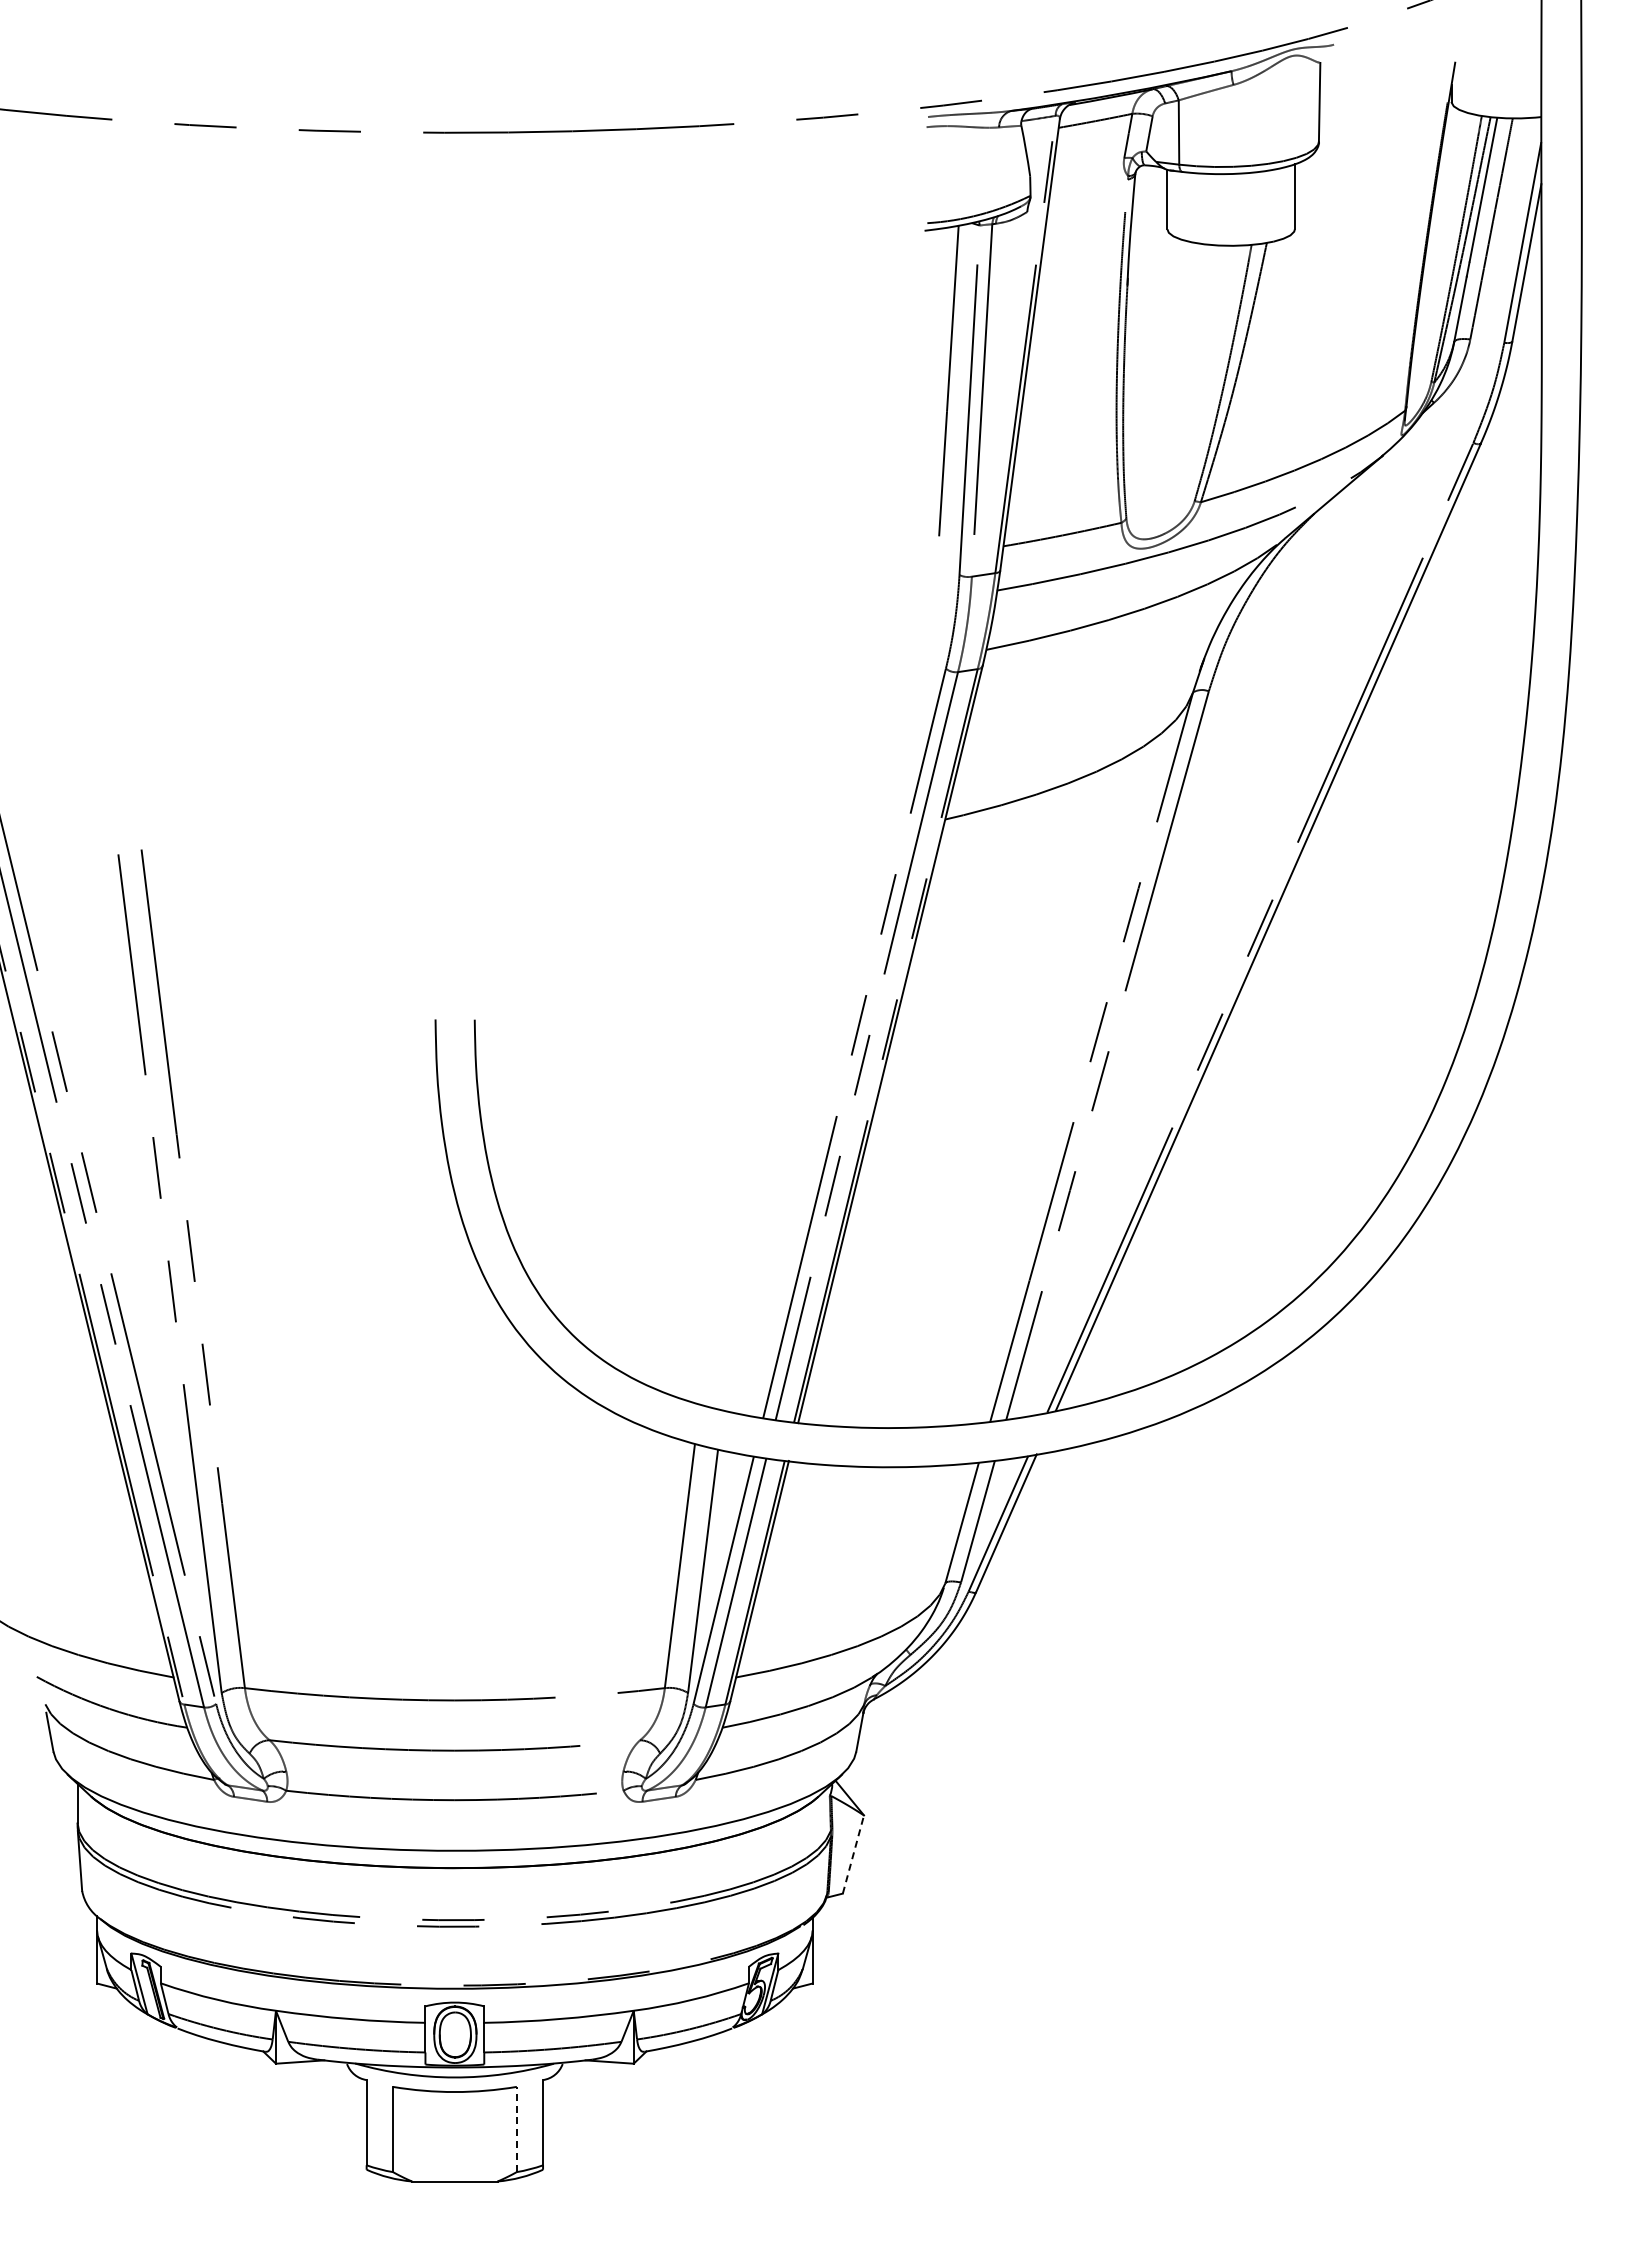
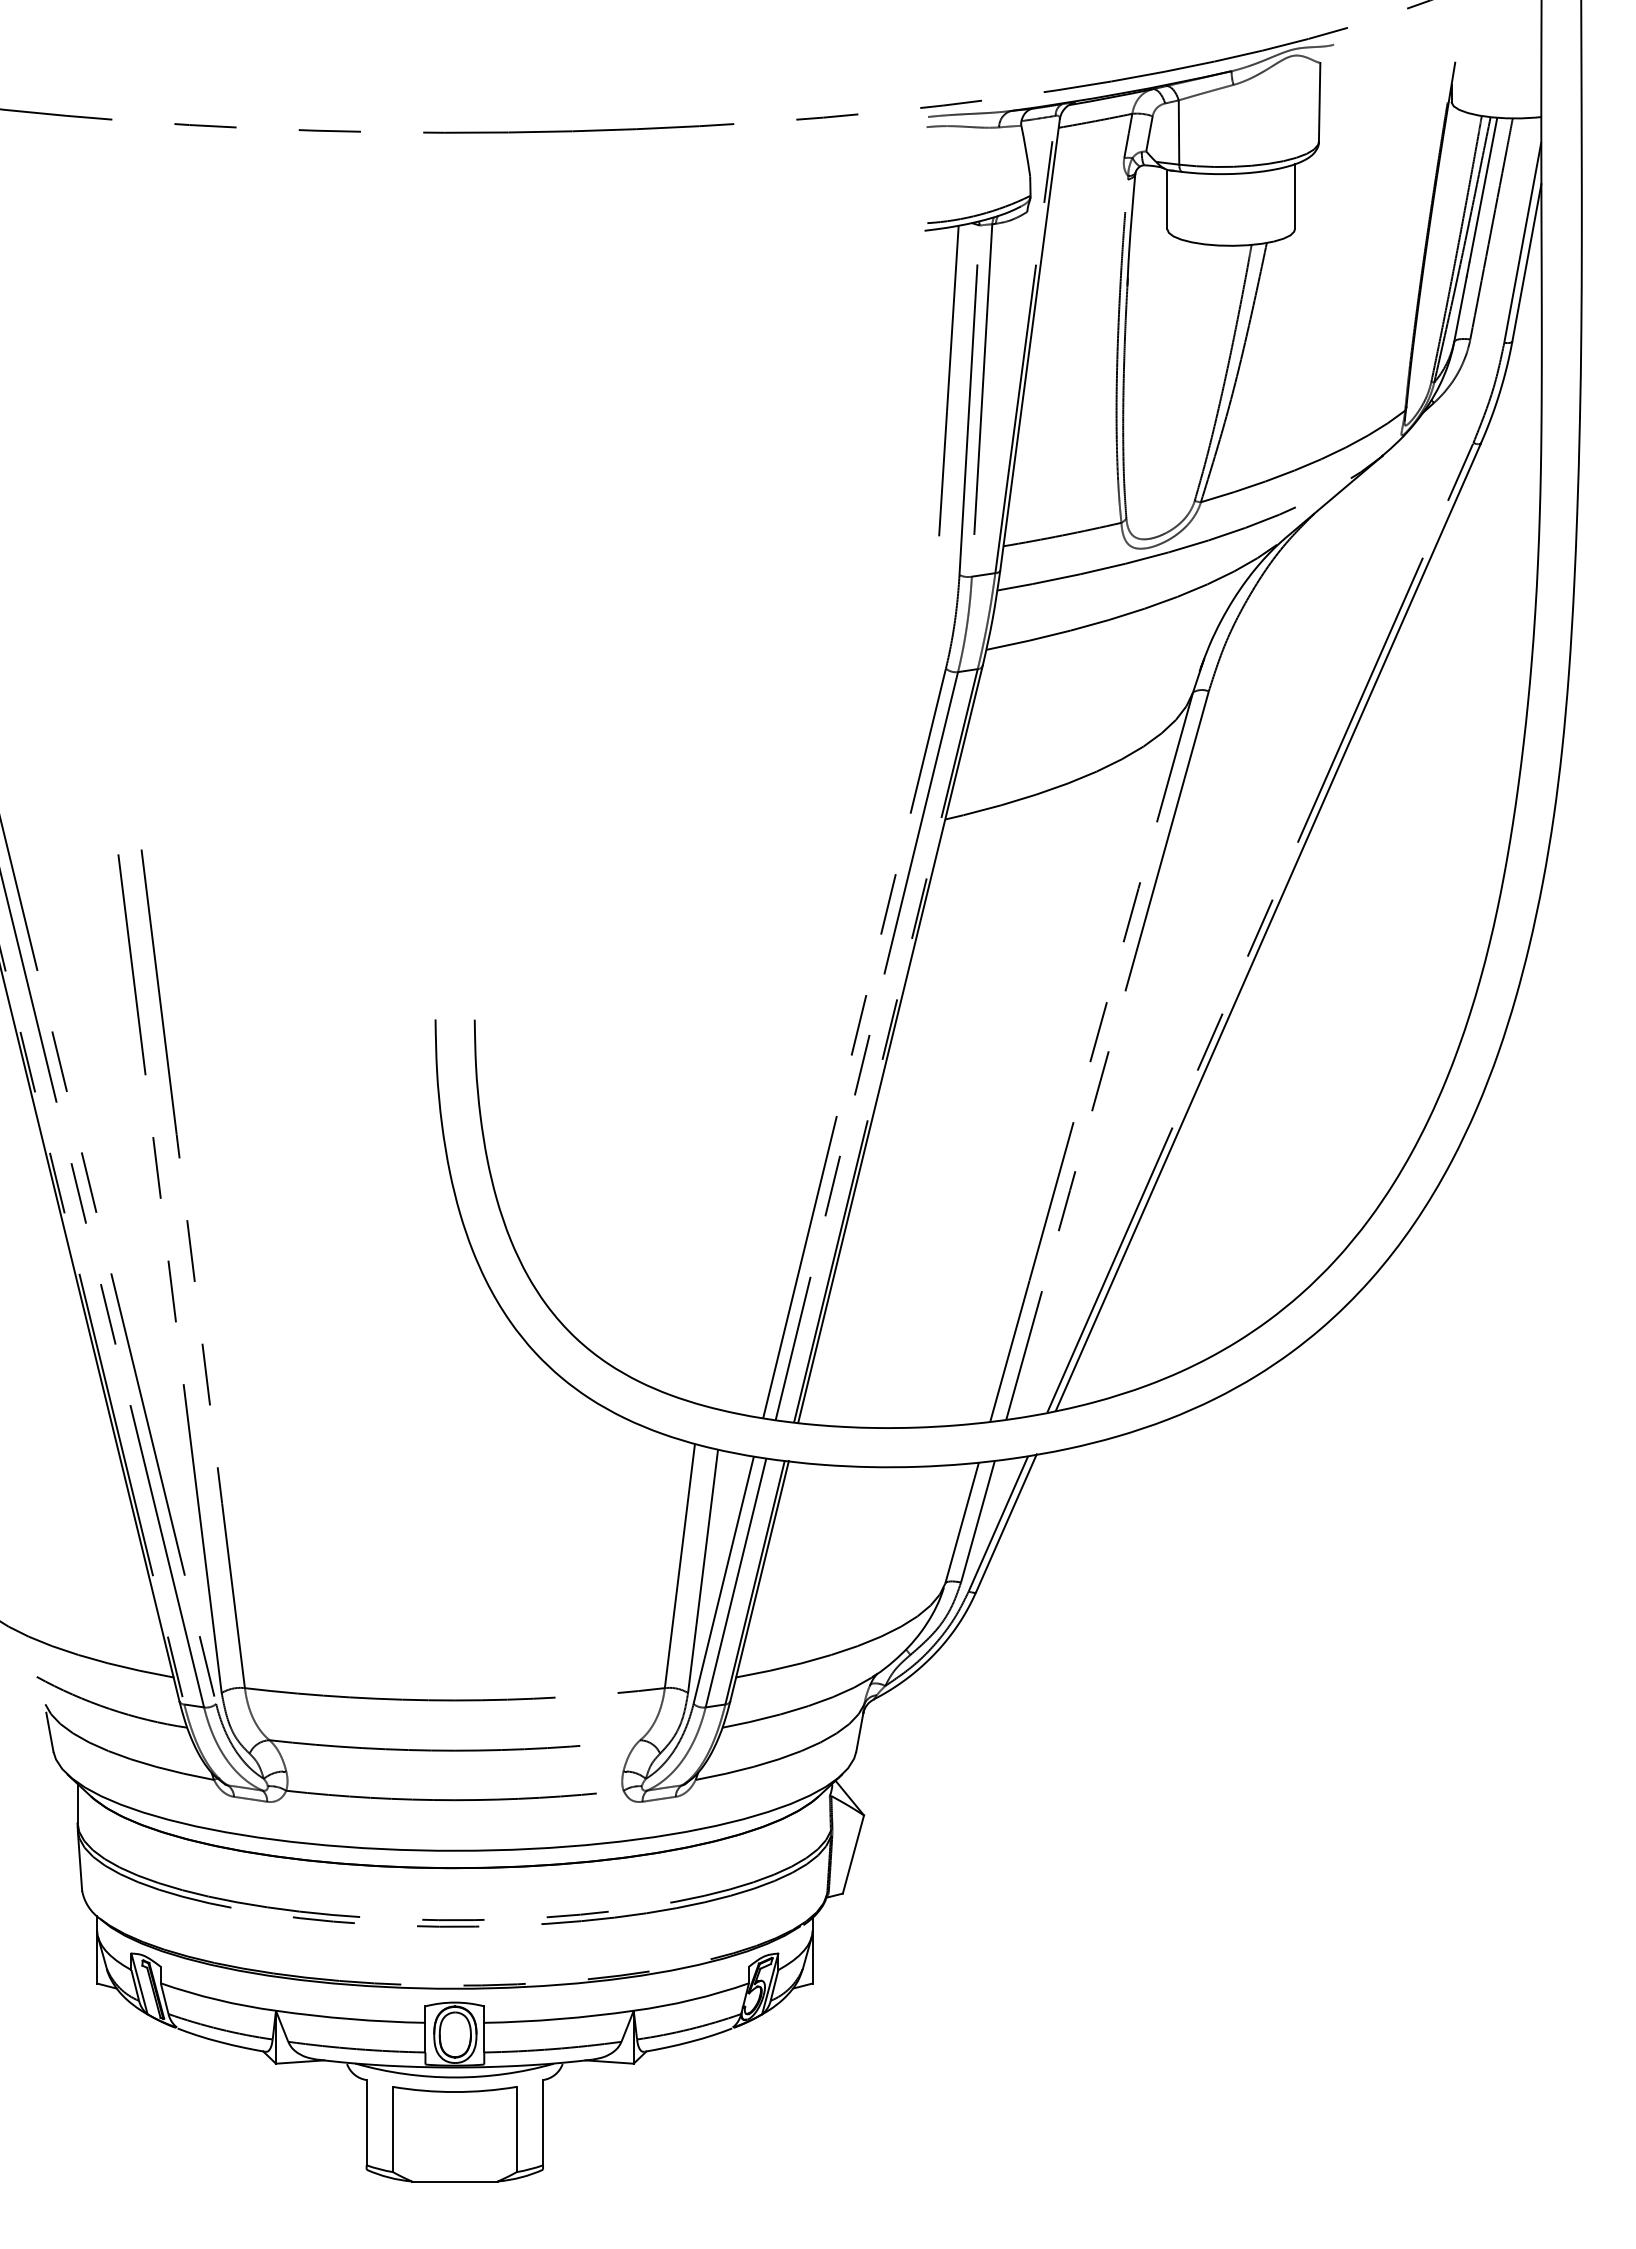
line: dashed -> solid (853, 1854)
line: dashed -> solid (516, 2129)
